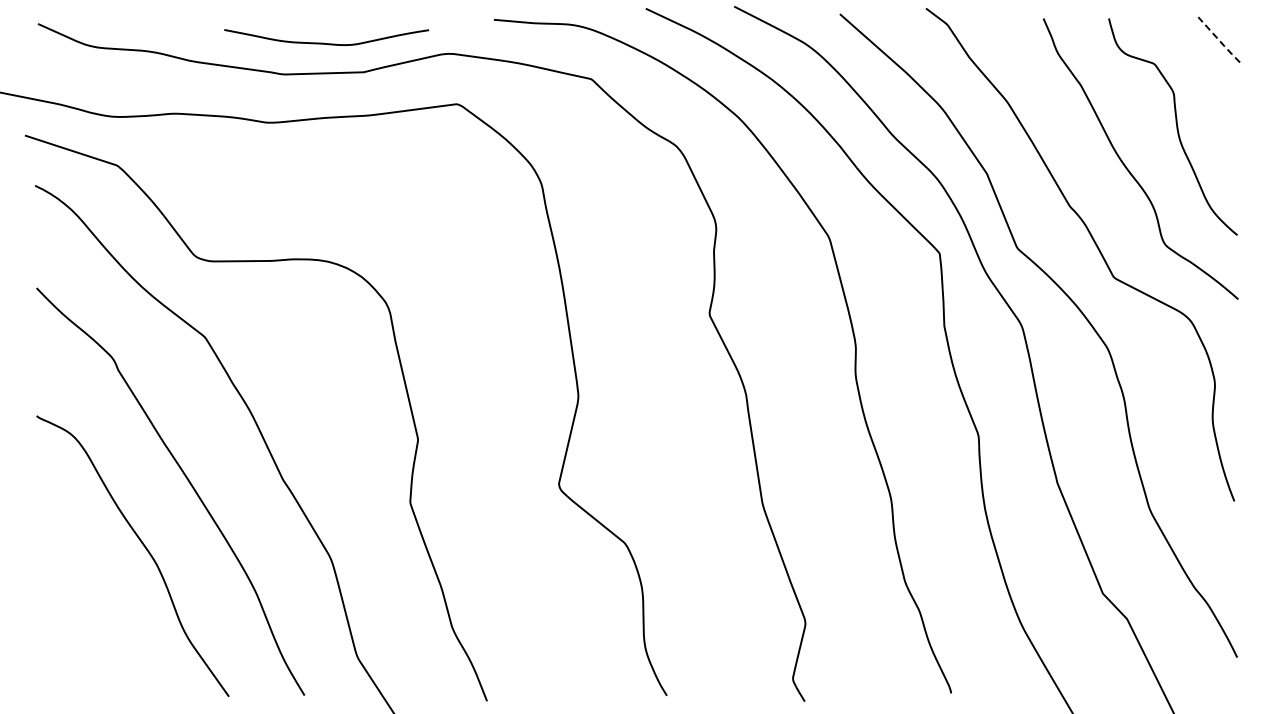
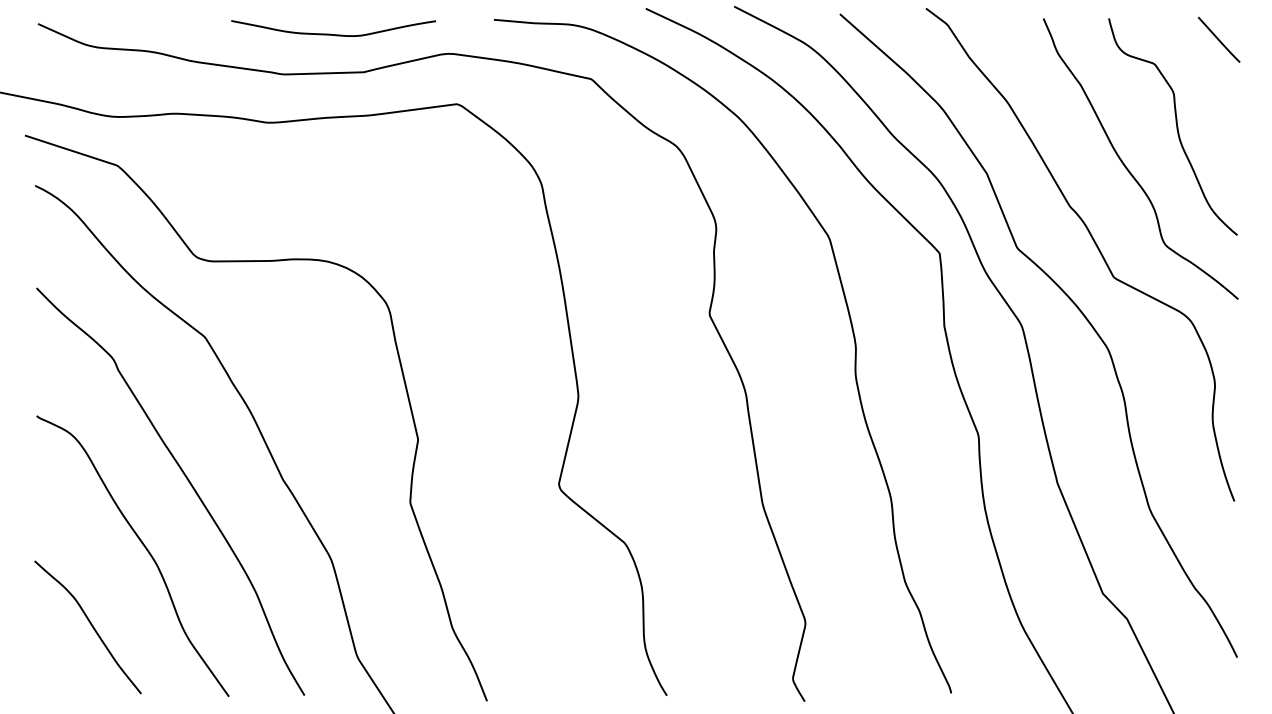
line: dashed -> solid (1219, 40)
curve position: (323, 42) -> (330, 33) (330, 33)
curve: none -> present (91, 626)
